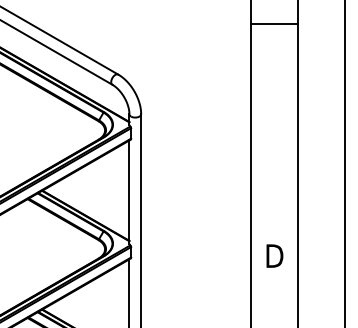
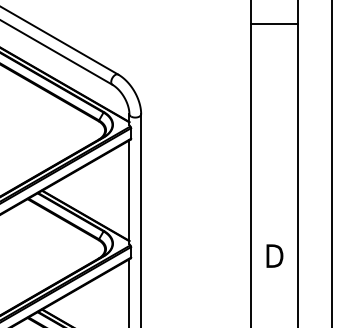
line position: (344, 163) -> (331, 163) (331, 163)
